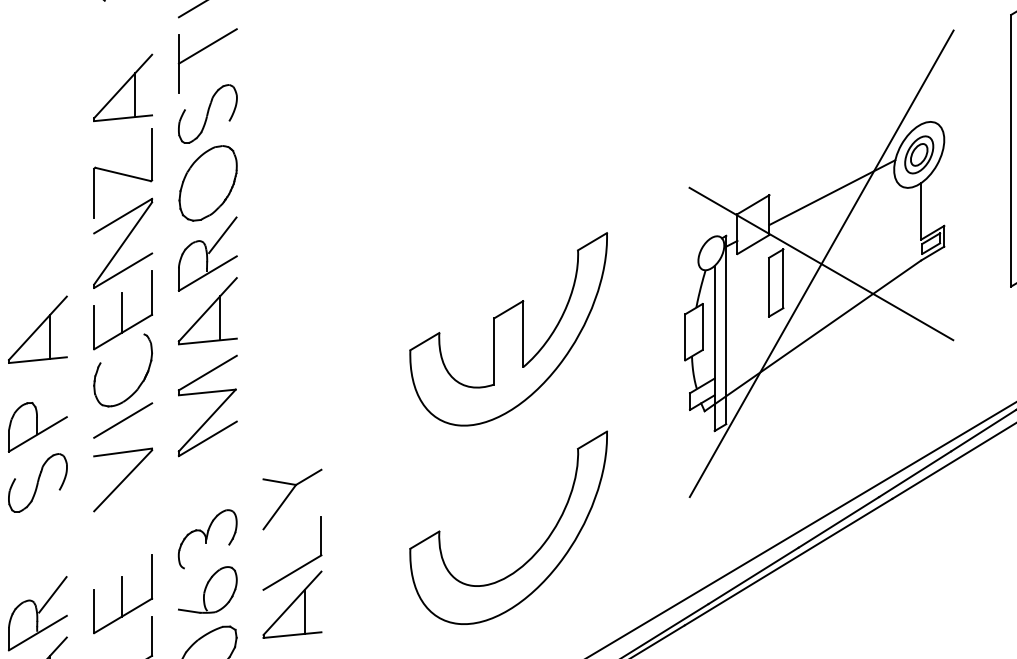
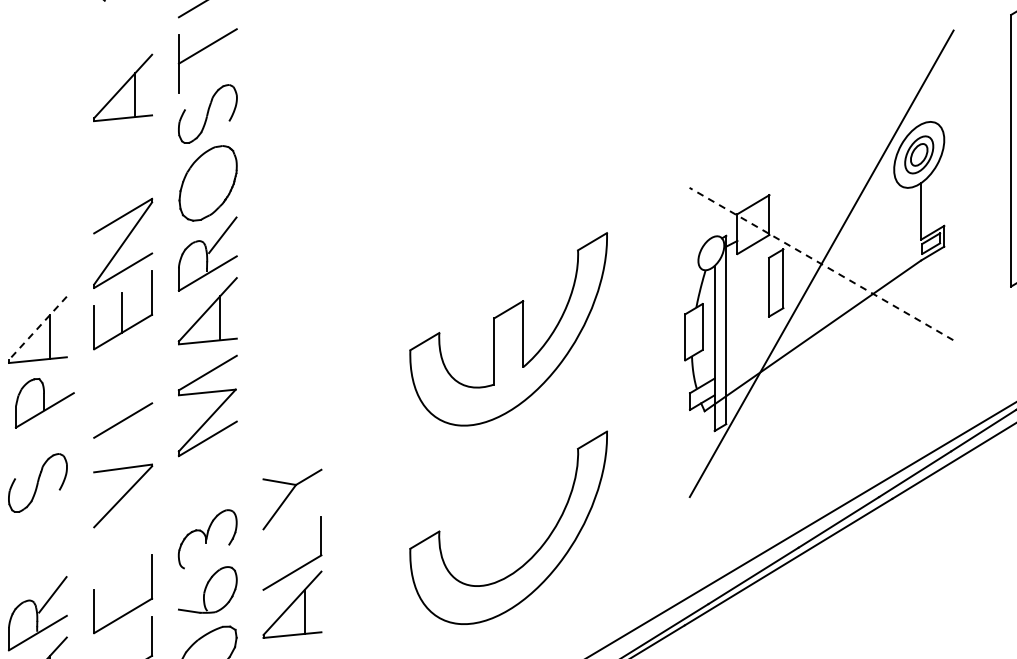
part: present -> none (123, 173)
line: present -> none (832, 192)
line: solid -> dashed (820, 263)
line: solid -> dashed (37, 328)
part: present -> none (141, 381)
part position: (37, 427) -> (44, 403) (44, 403)
part position: (123, 479) -> (123, 495) (123, 495)
line: present -> none (121, 596)
